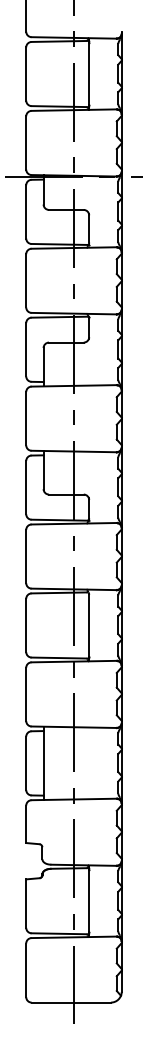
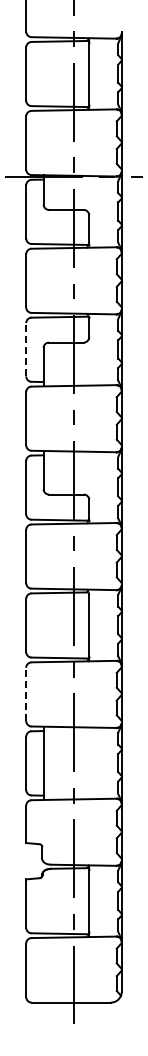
line: solid -> dashed (26, 349)
line: solid -> dashed (26, 694)
